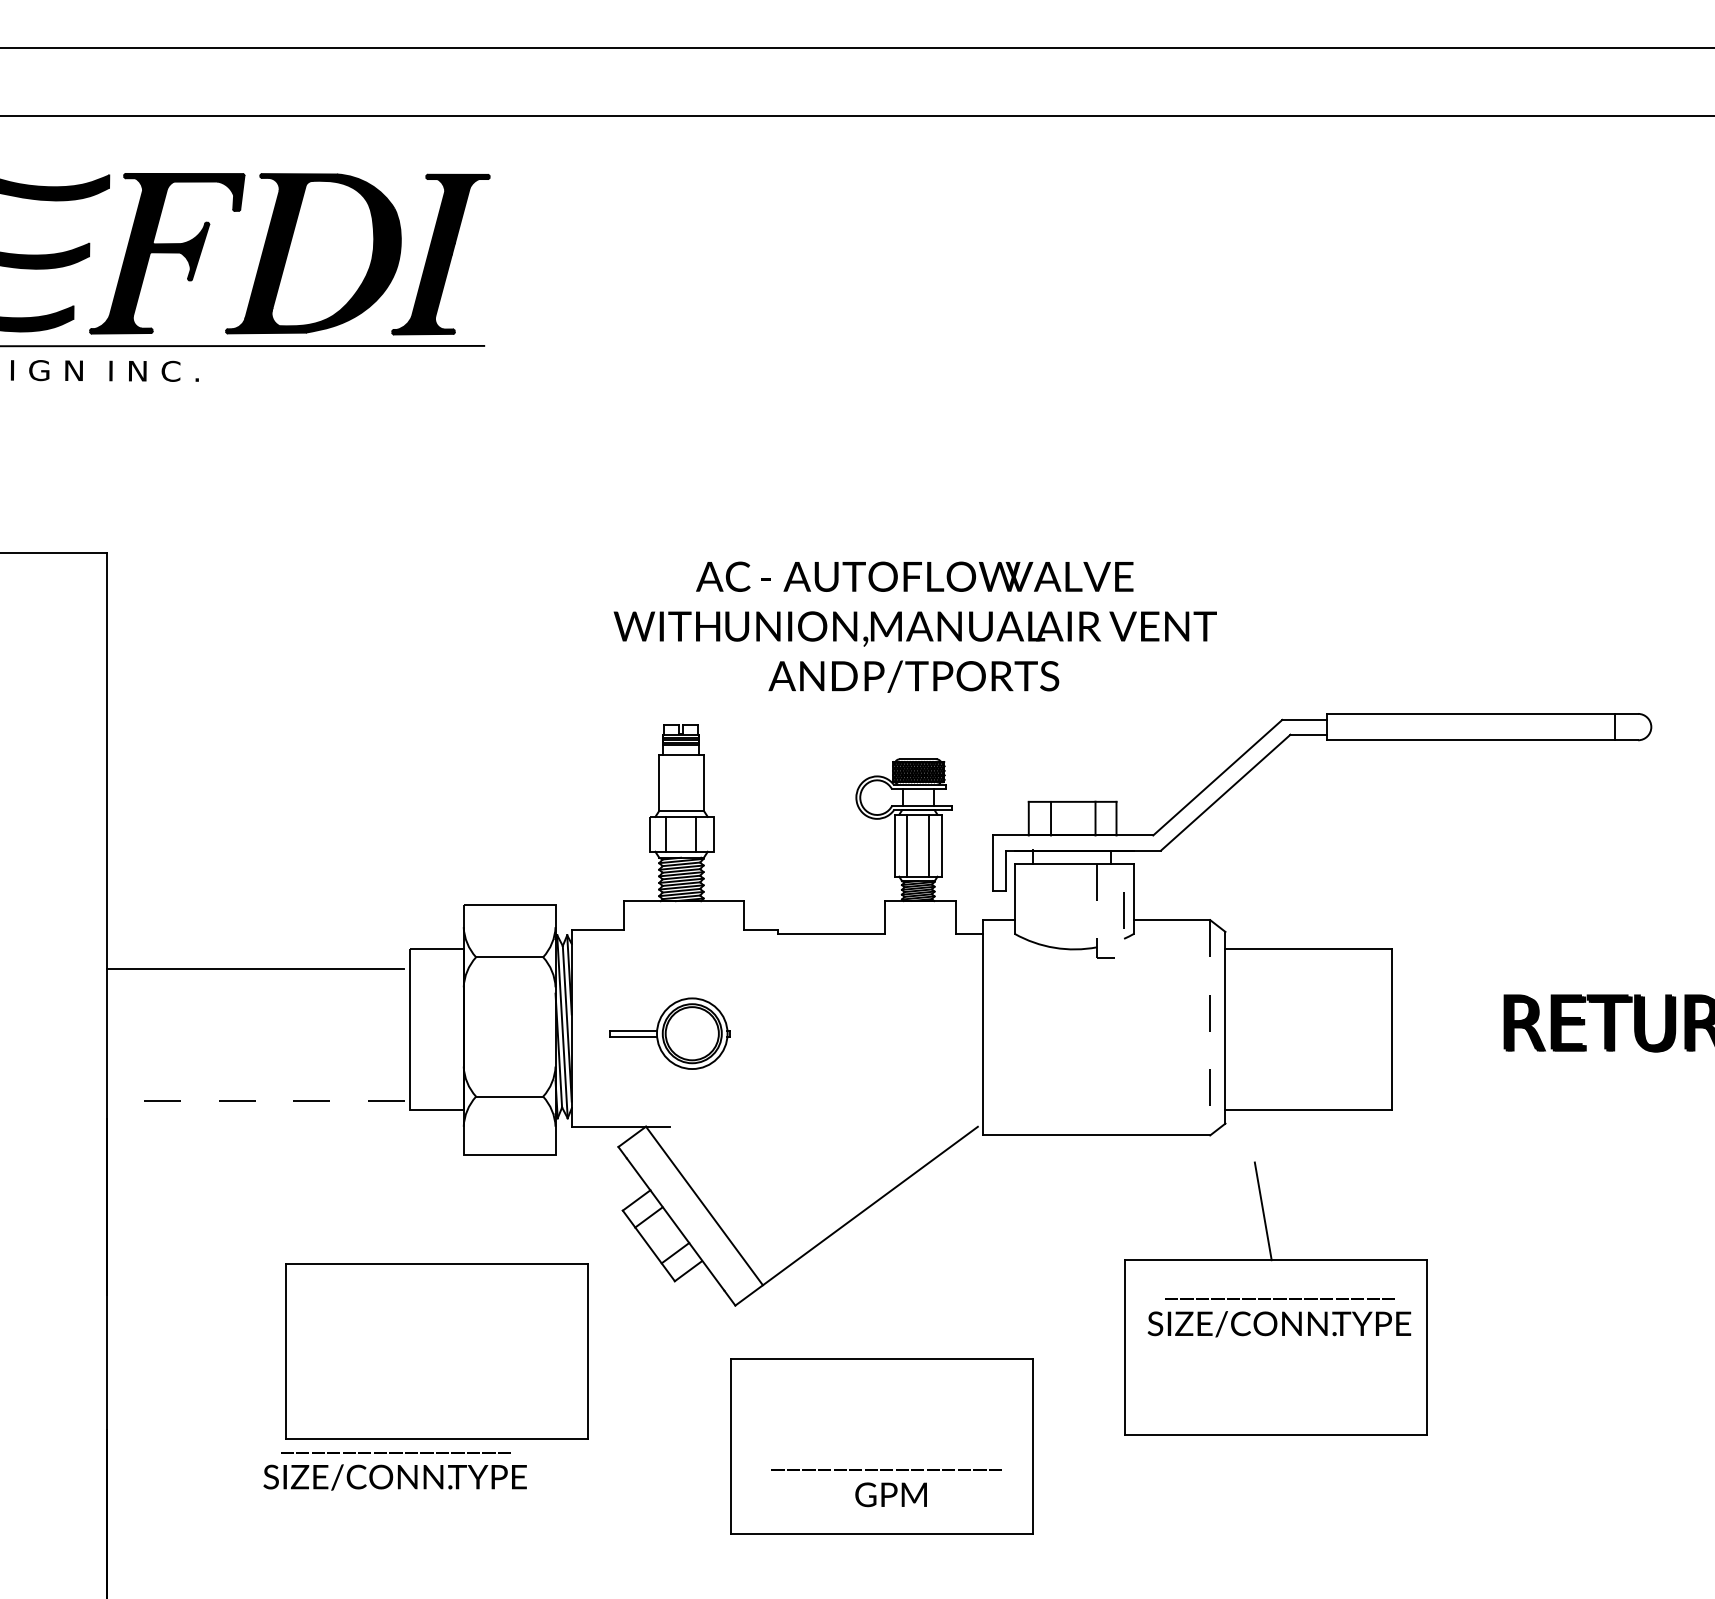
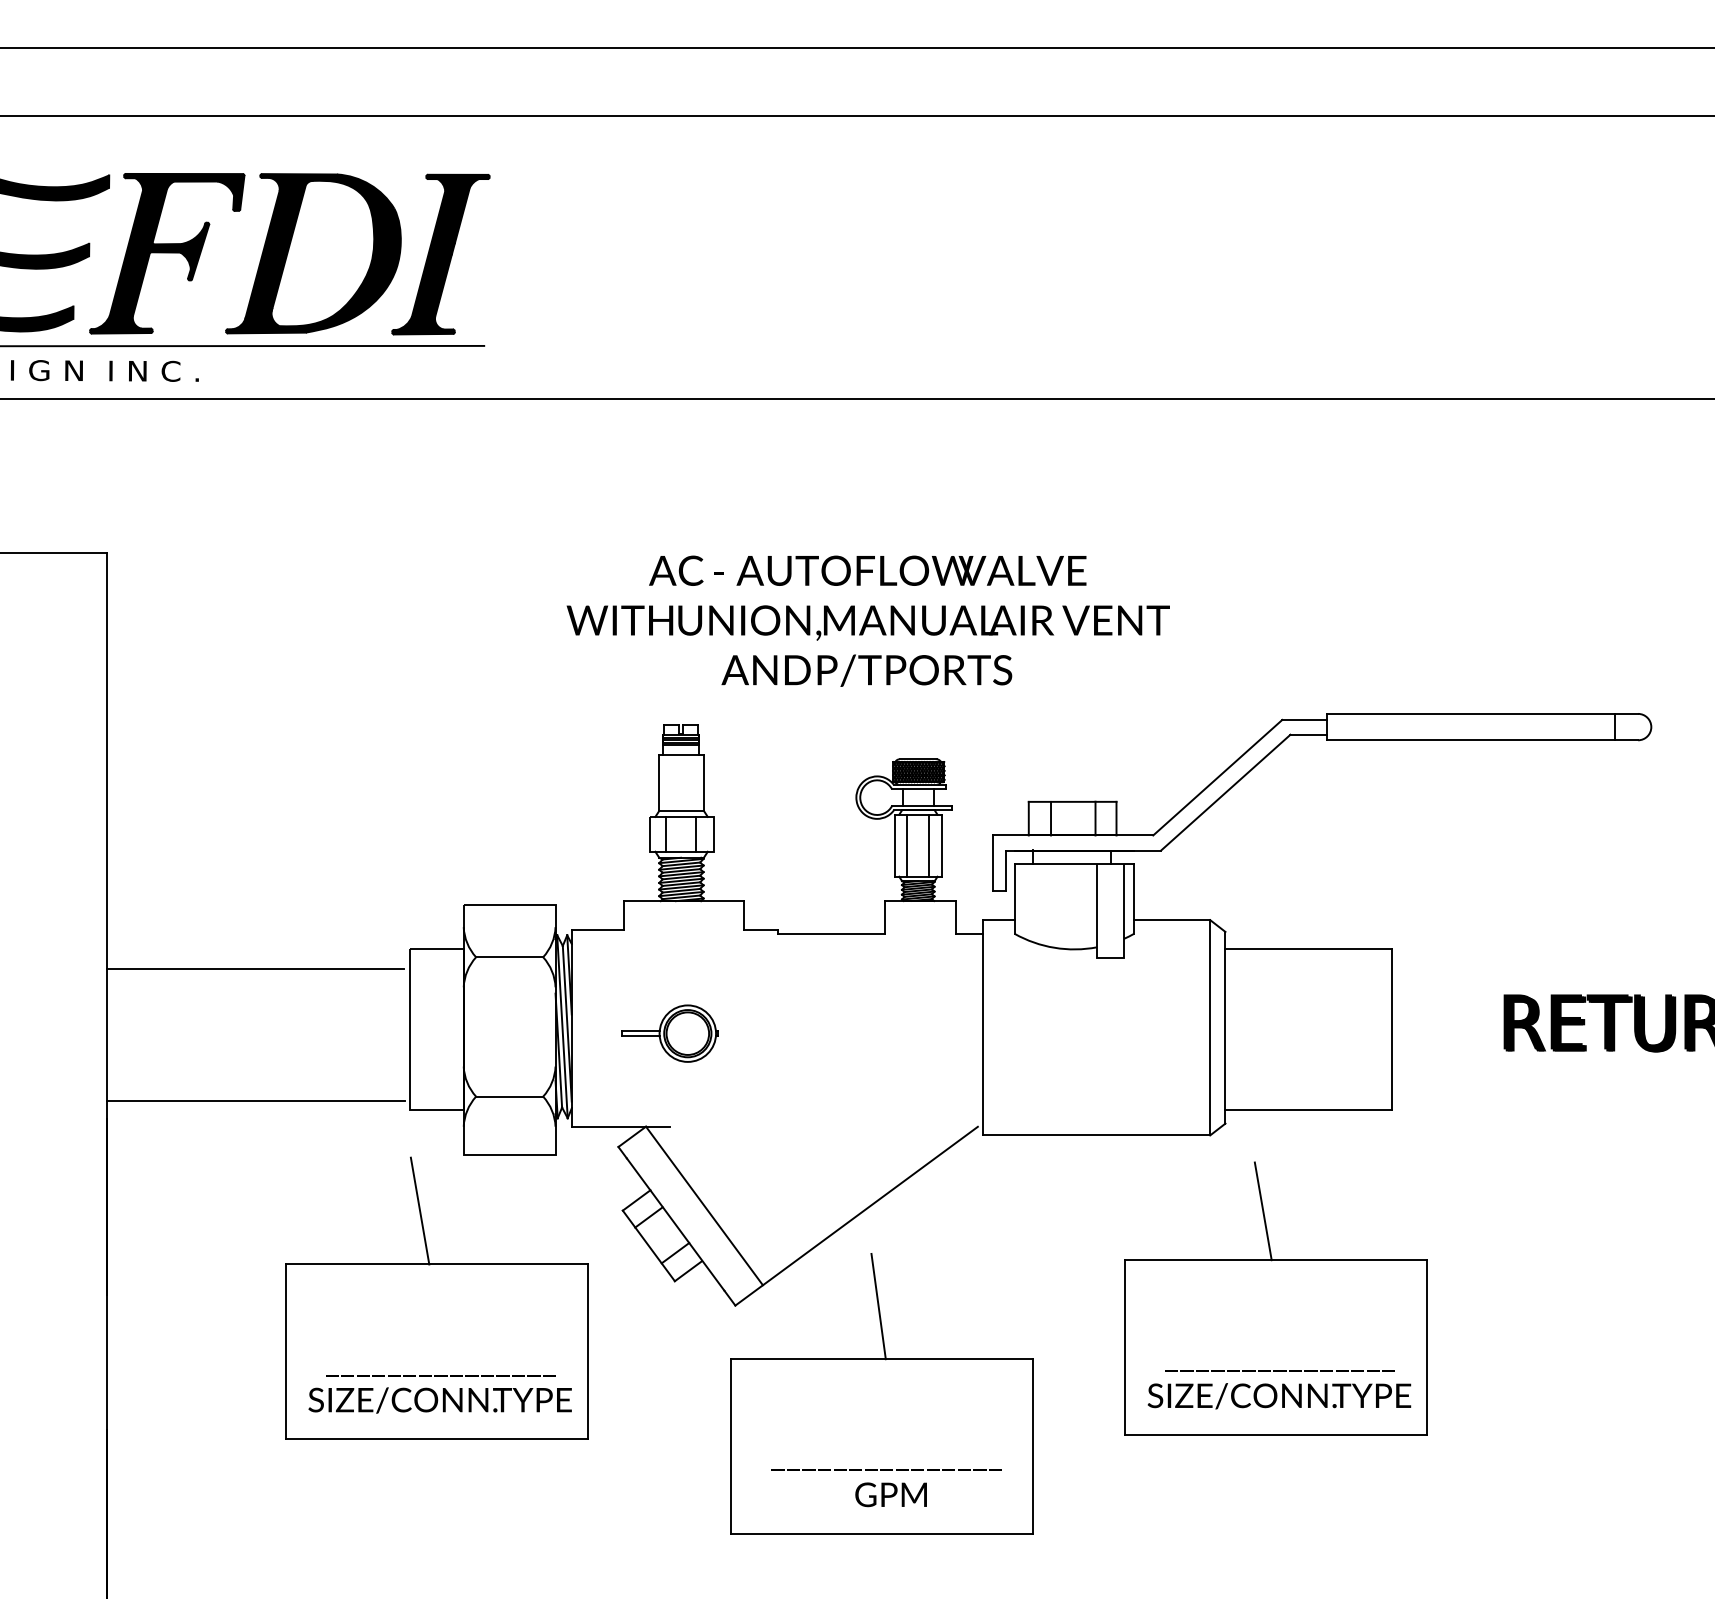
line: none -> present (856, 398)
text position: (914, 626) -> (867, 620) (867, 620)
line: dashed -> solid (1111, 957)
line: dashed -> solid (1210, 1027)
part size: 122x73 px -> 98x59 px (669, 1033)
line: dashed -> solid (256, 1101)
line: none -> present (419, 1210)
line: none -> present (878, 1306)
text position: (1279, 1317) -> (1279, 1389) (1279, 1389)
text position: (394, 1471) -> (439, 1394) (439, 1394)
